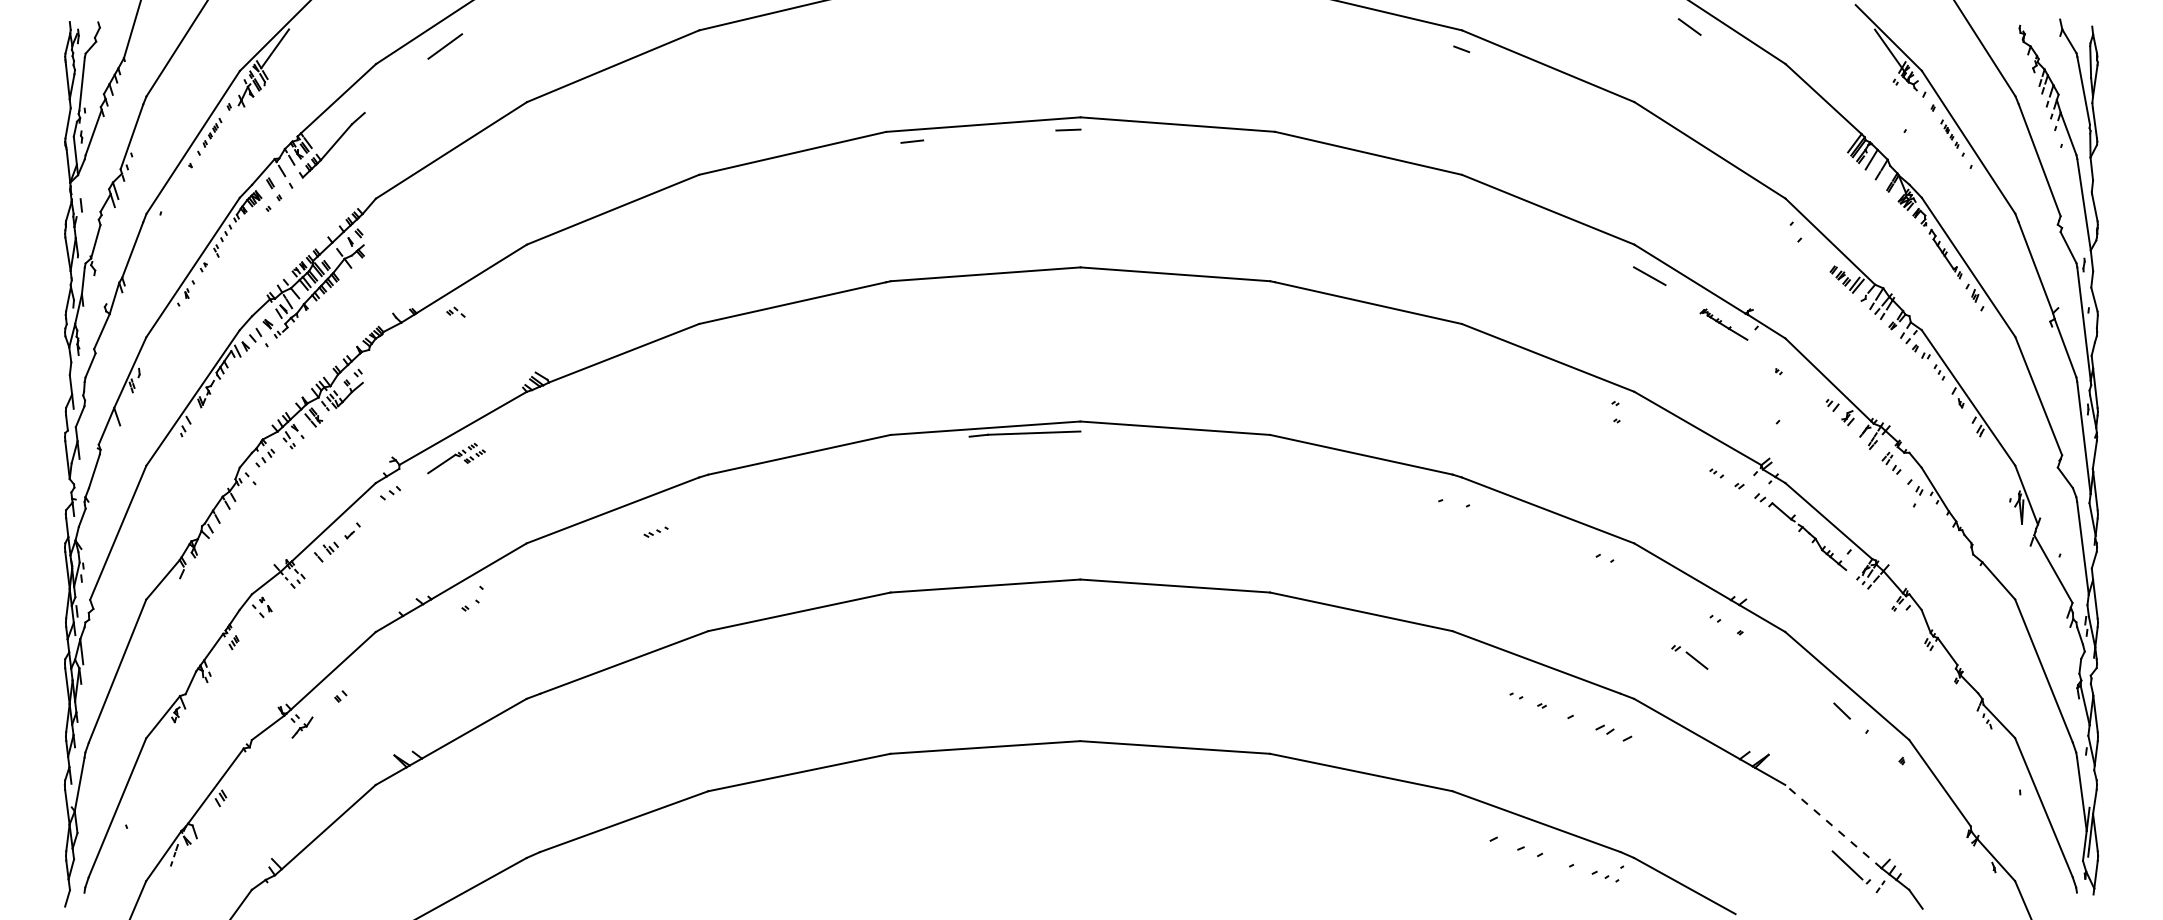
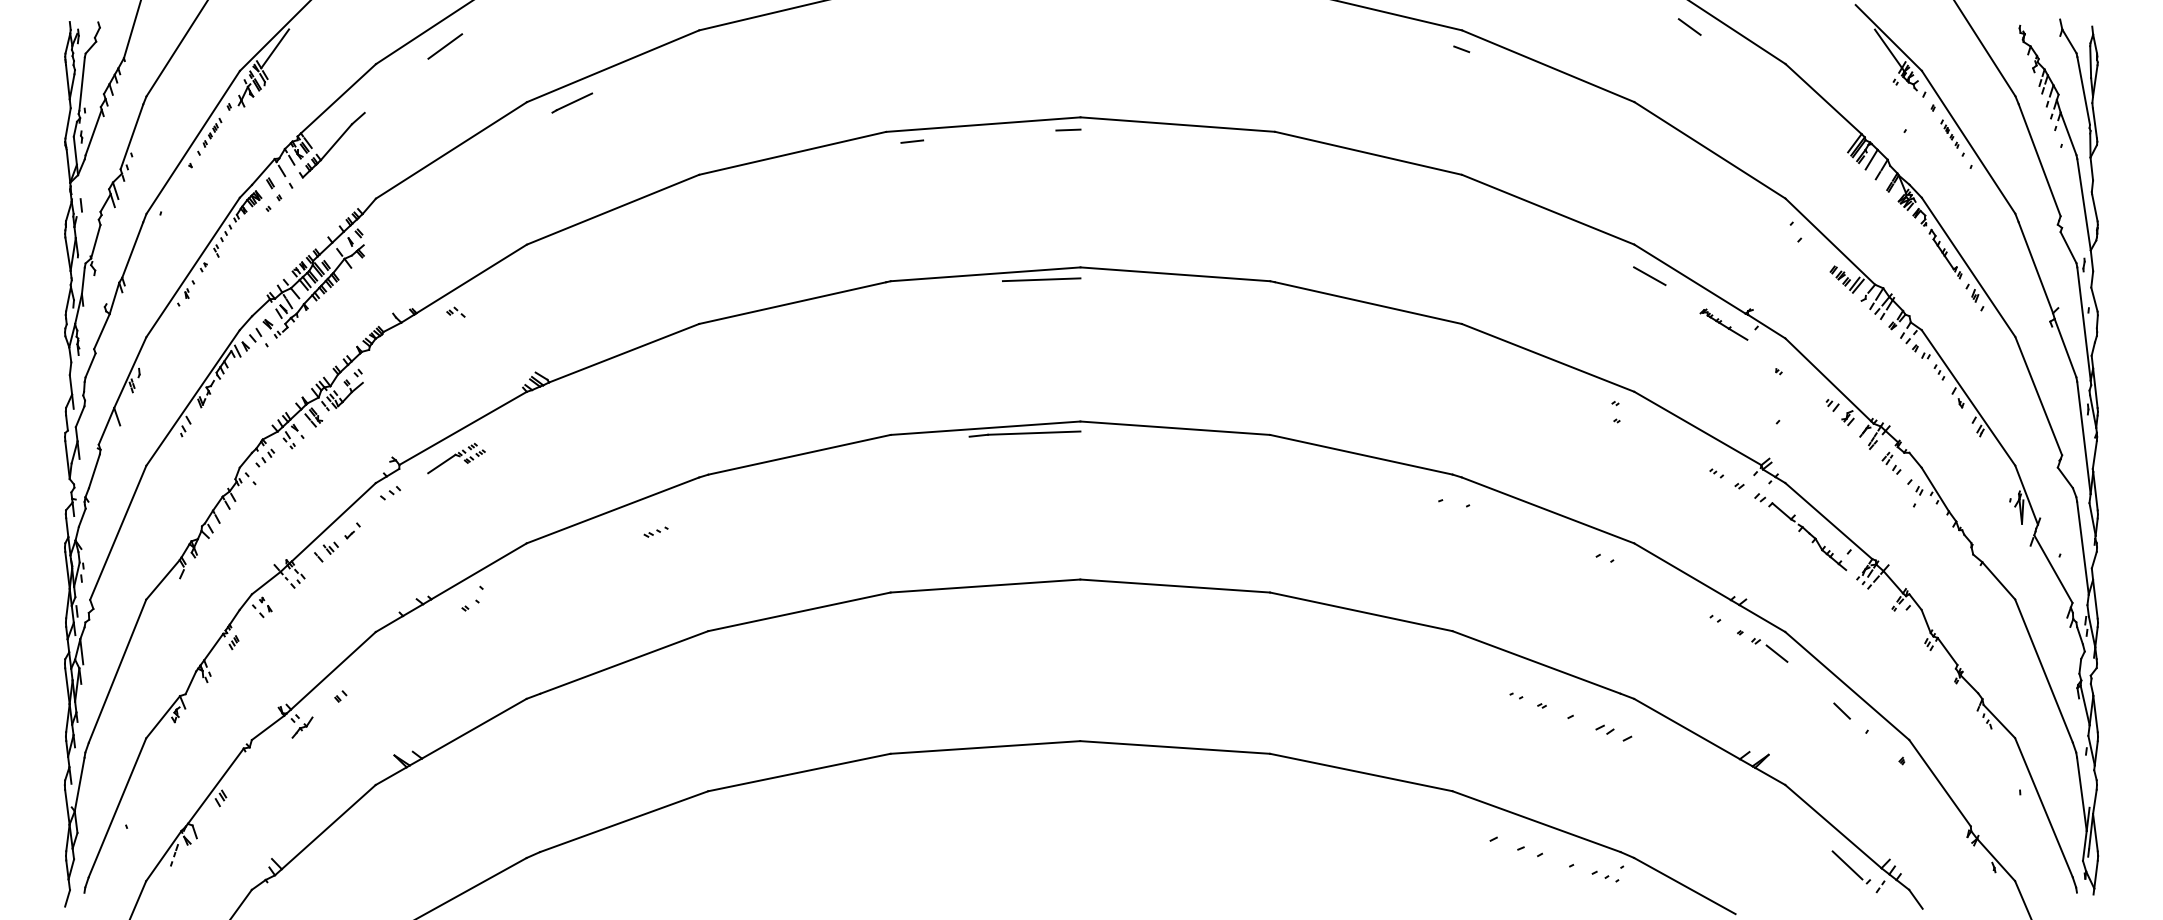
line: none -> present (572, 102)
line: none -> present (1041, 279)
part position: (1689, 657) -> (1769, 650) (1769, 650)
line: dashed -> solid (1833, 826)
